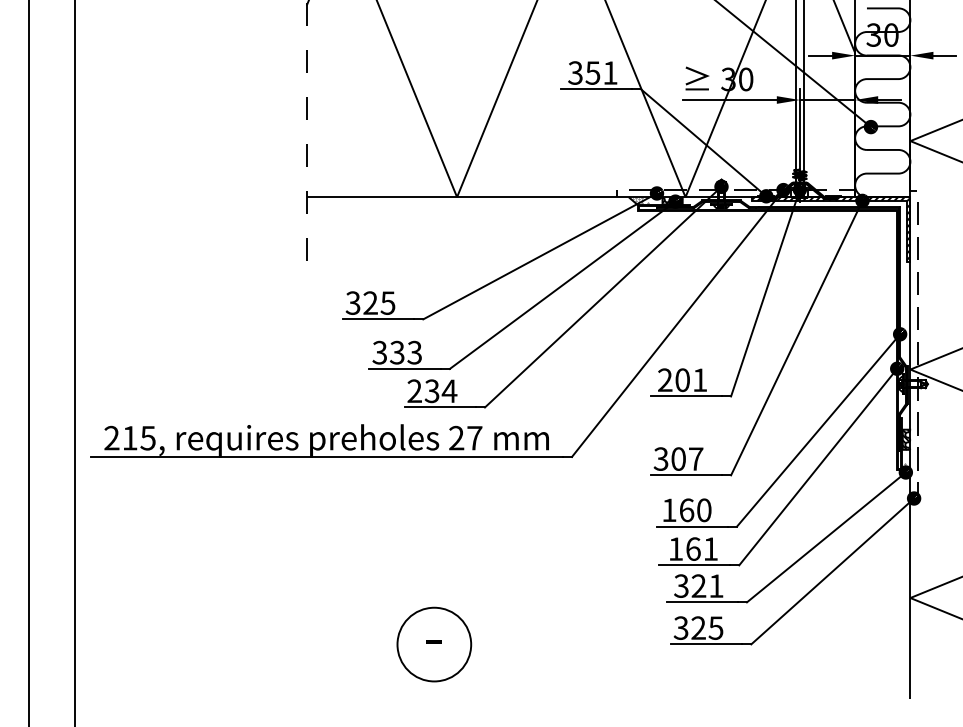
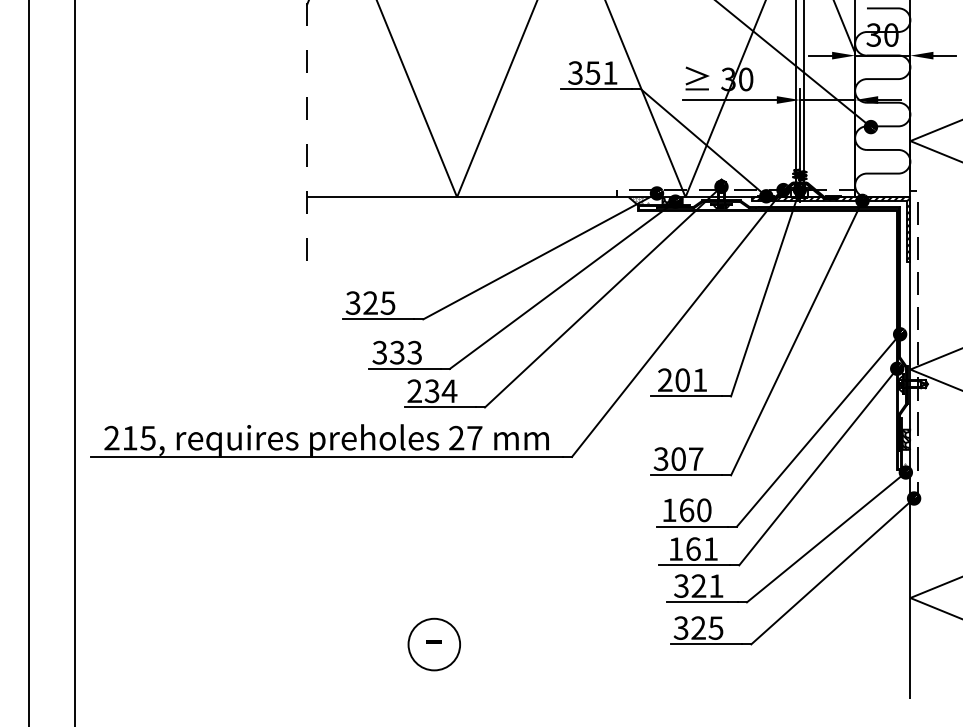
circle diameter: 74 px -> 52 px (434, 644)
